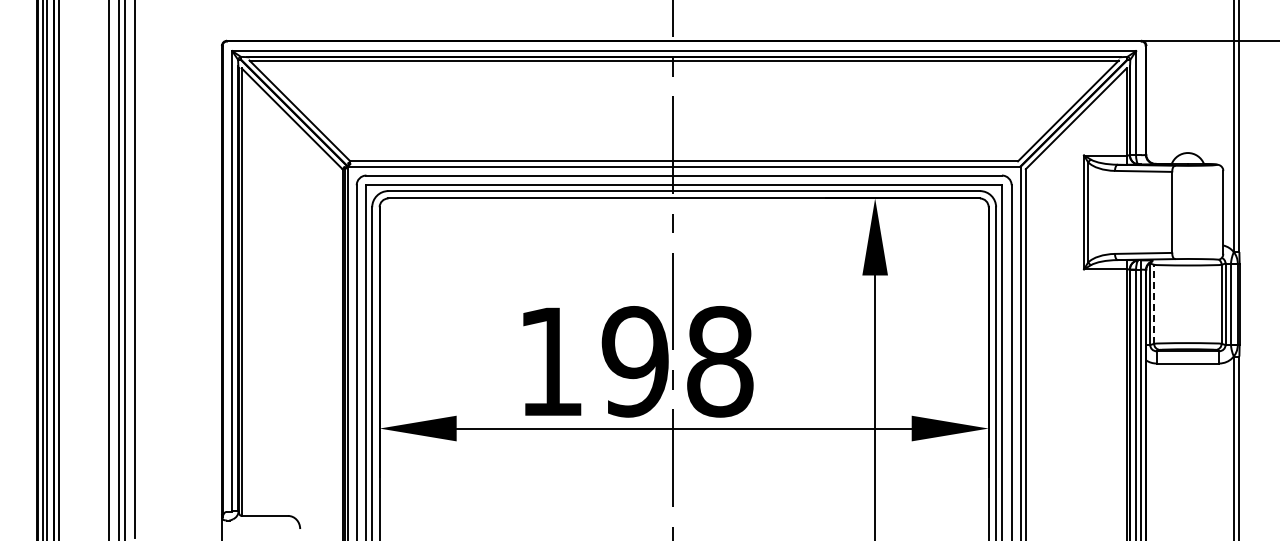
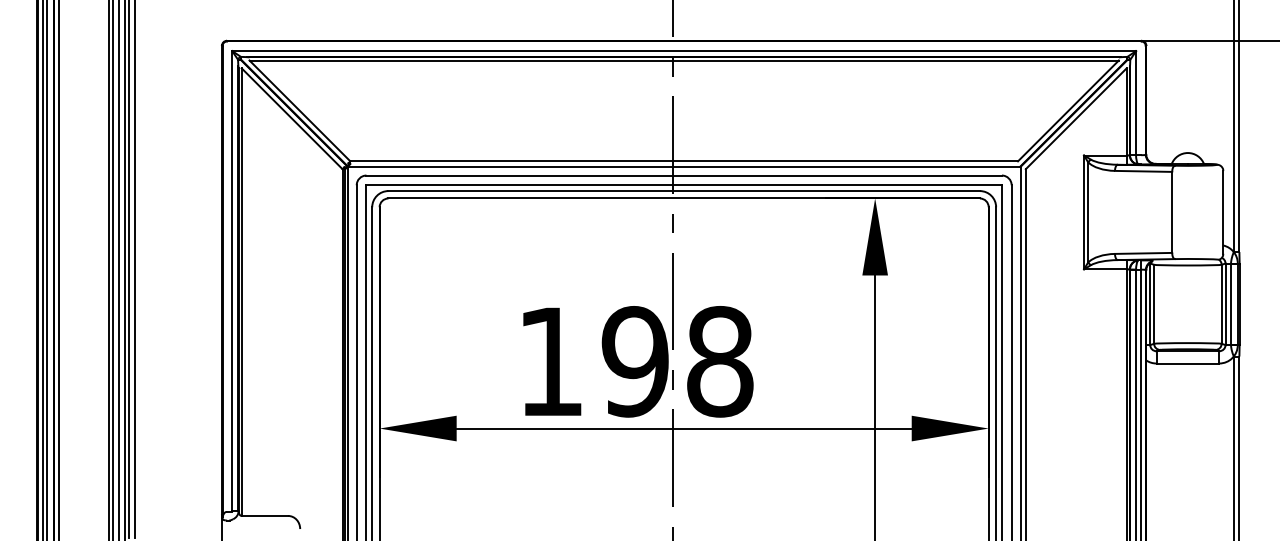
line: none -> present (113, 269)
line: none -> present (129, 269)
line: dashed -> solid (1154, 303)
